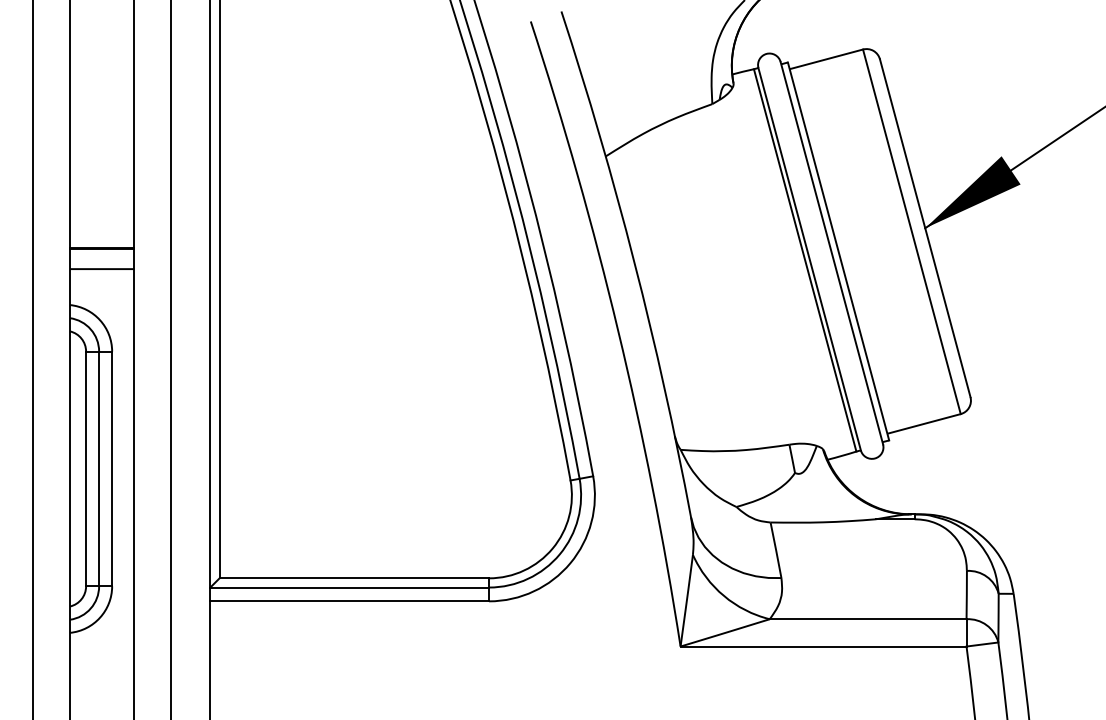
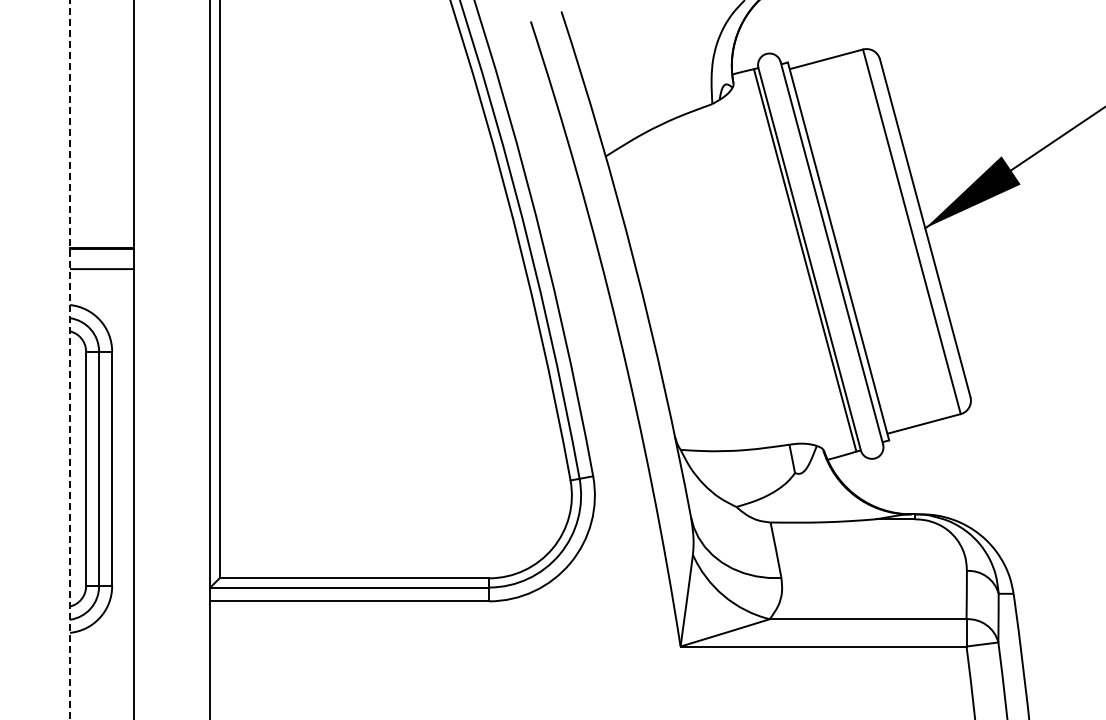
line: present -> none (33, 359)
line: present -> none (171, 359)
line: solid -> dashed (70, 360)
